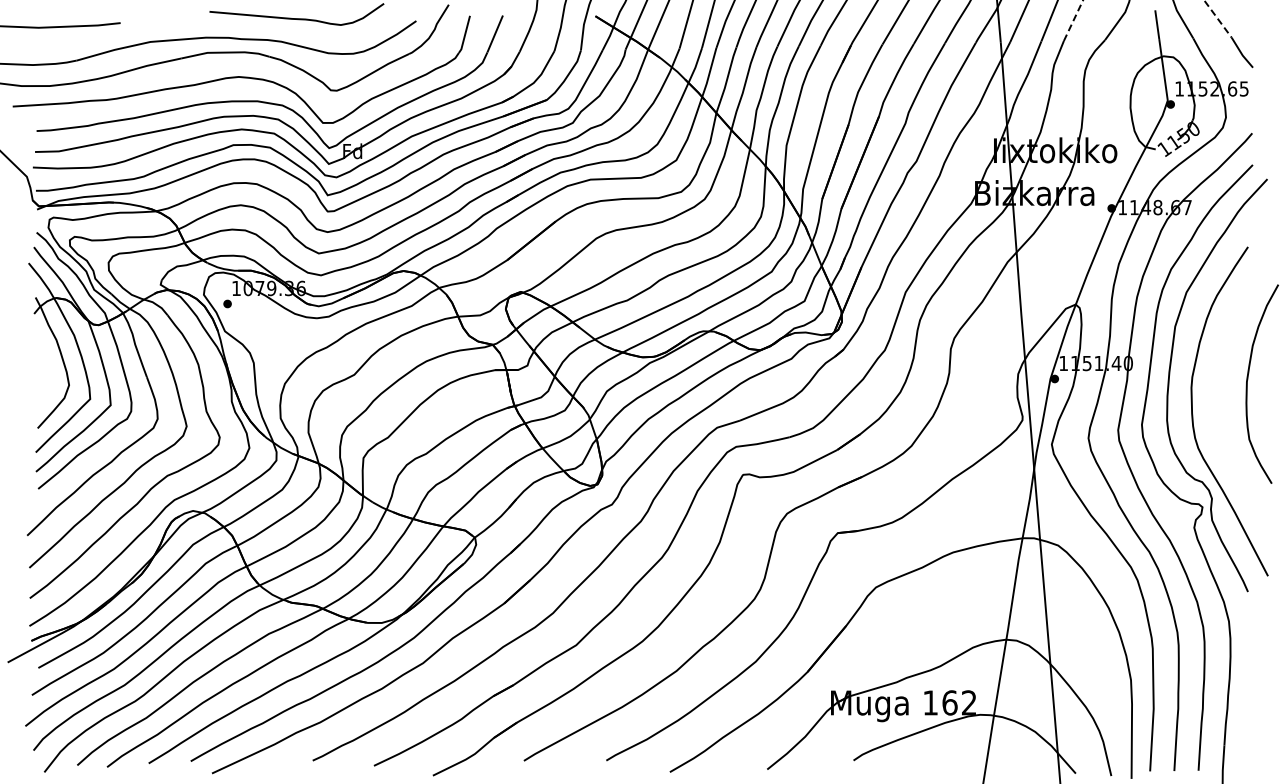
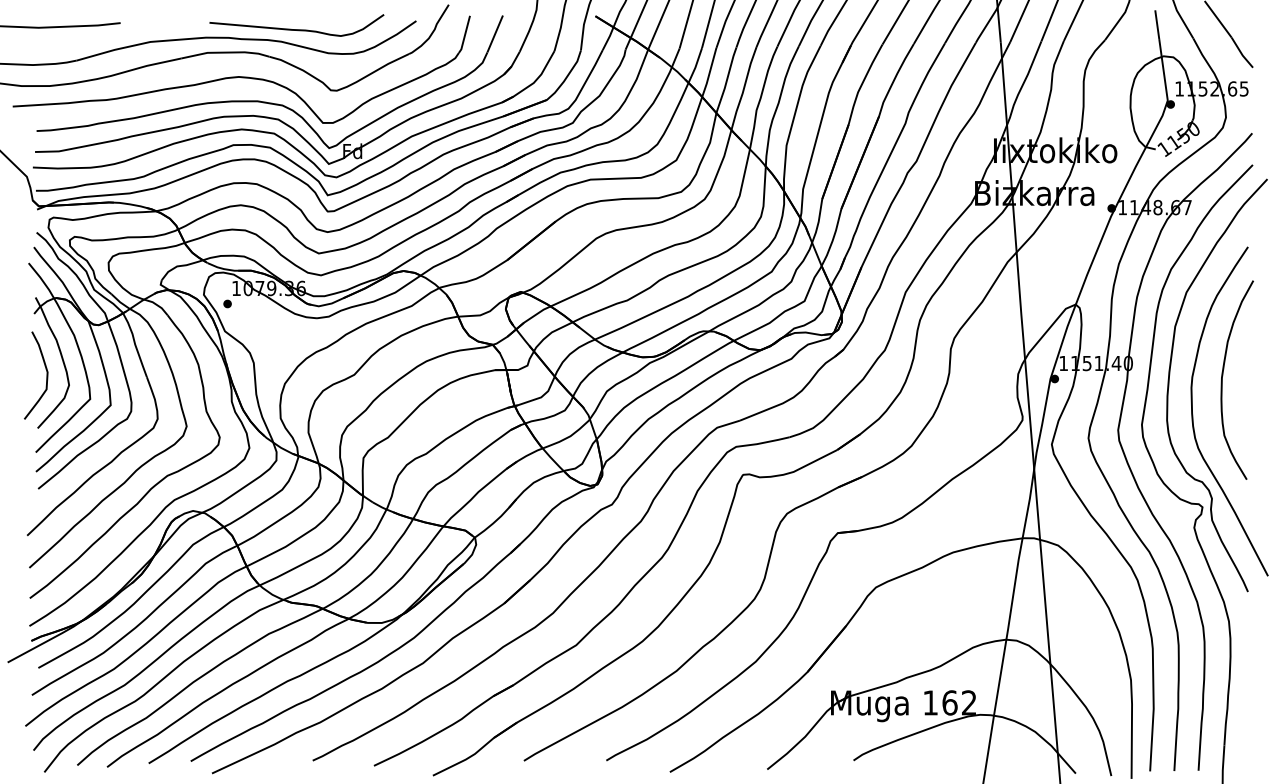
curve position: (296, 18) -> (296, 29) (296, 29)
line: dashed -> solid (1218, 19)
line: dashed -> solid (1073, 20)
curve: none -> present (46, 375)
curve position: (1248, 379) -> (1223, 375) (1223, 375)
